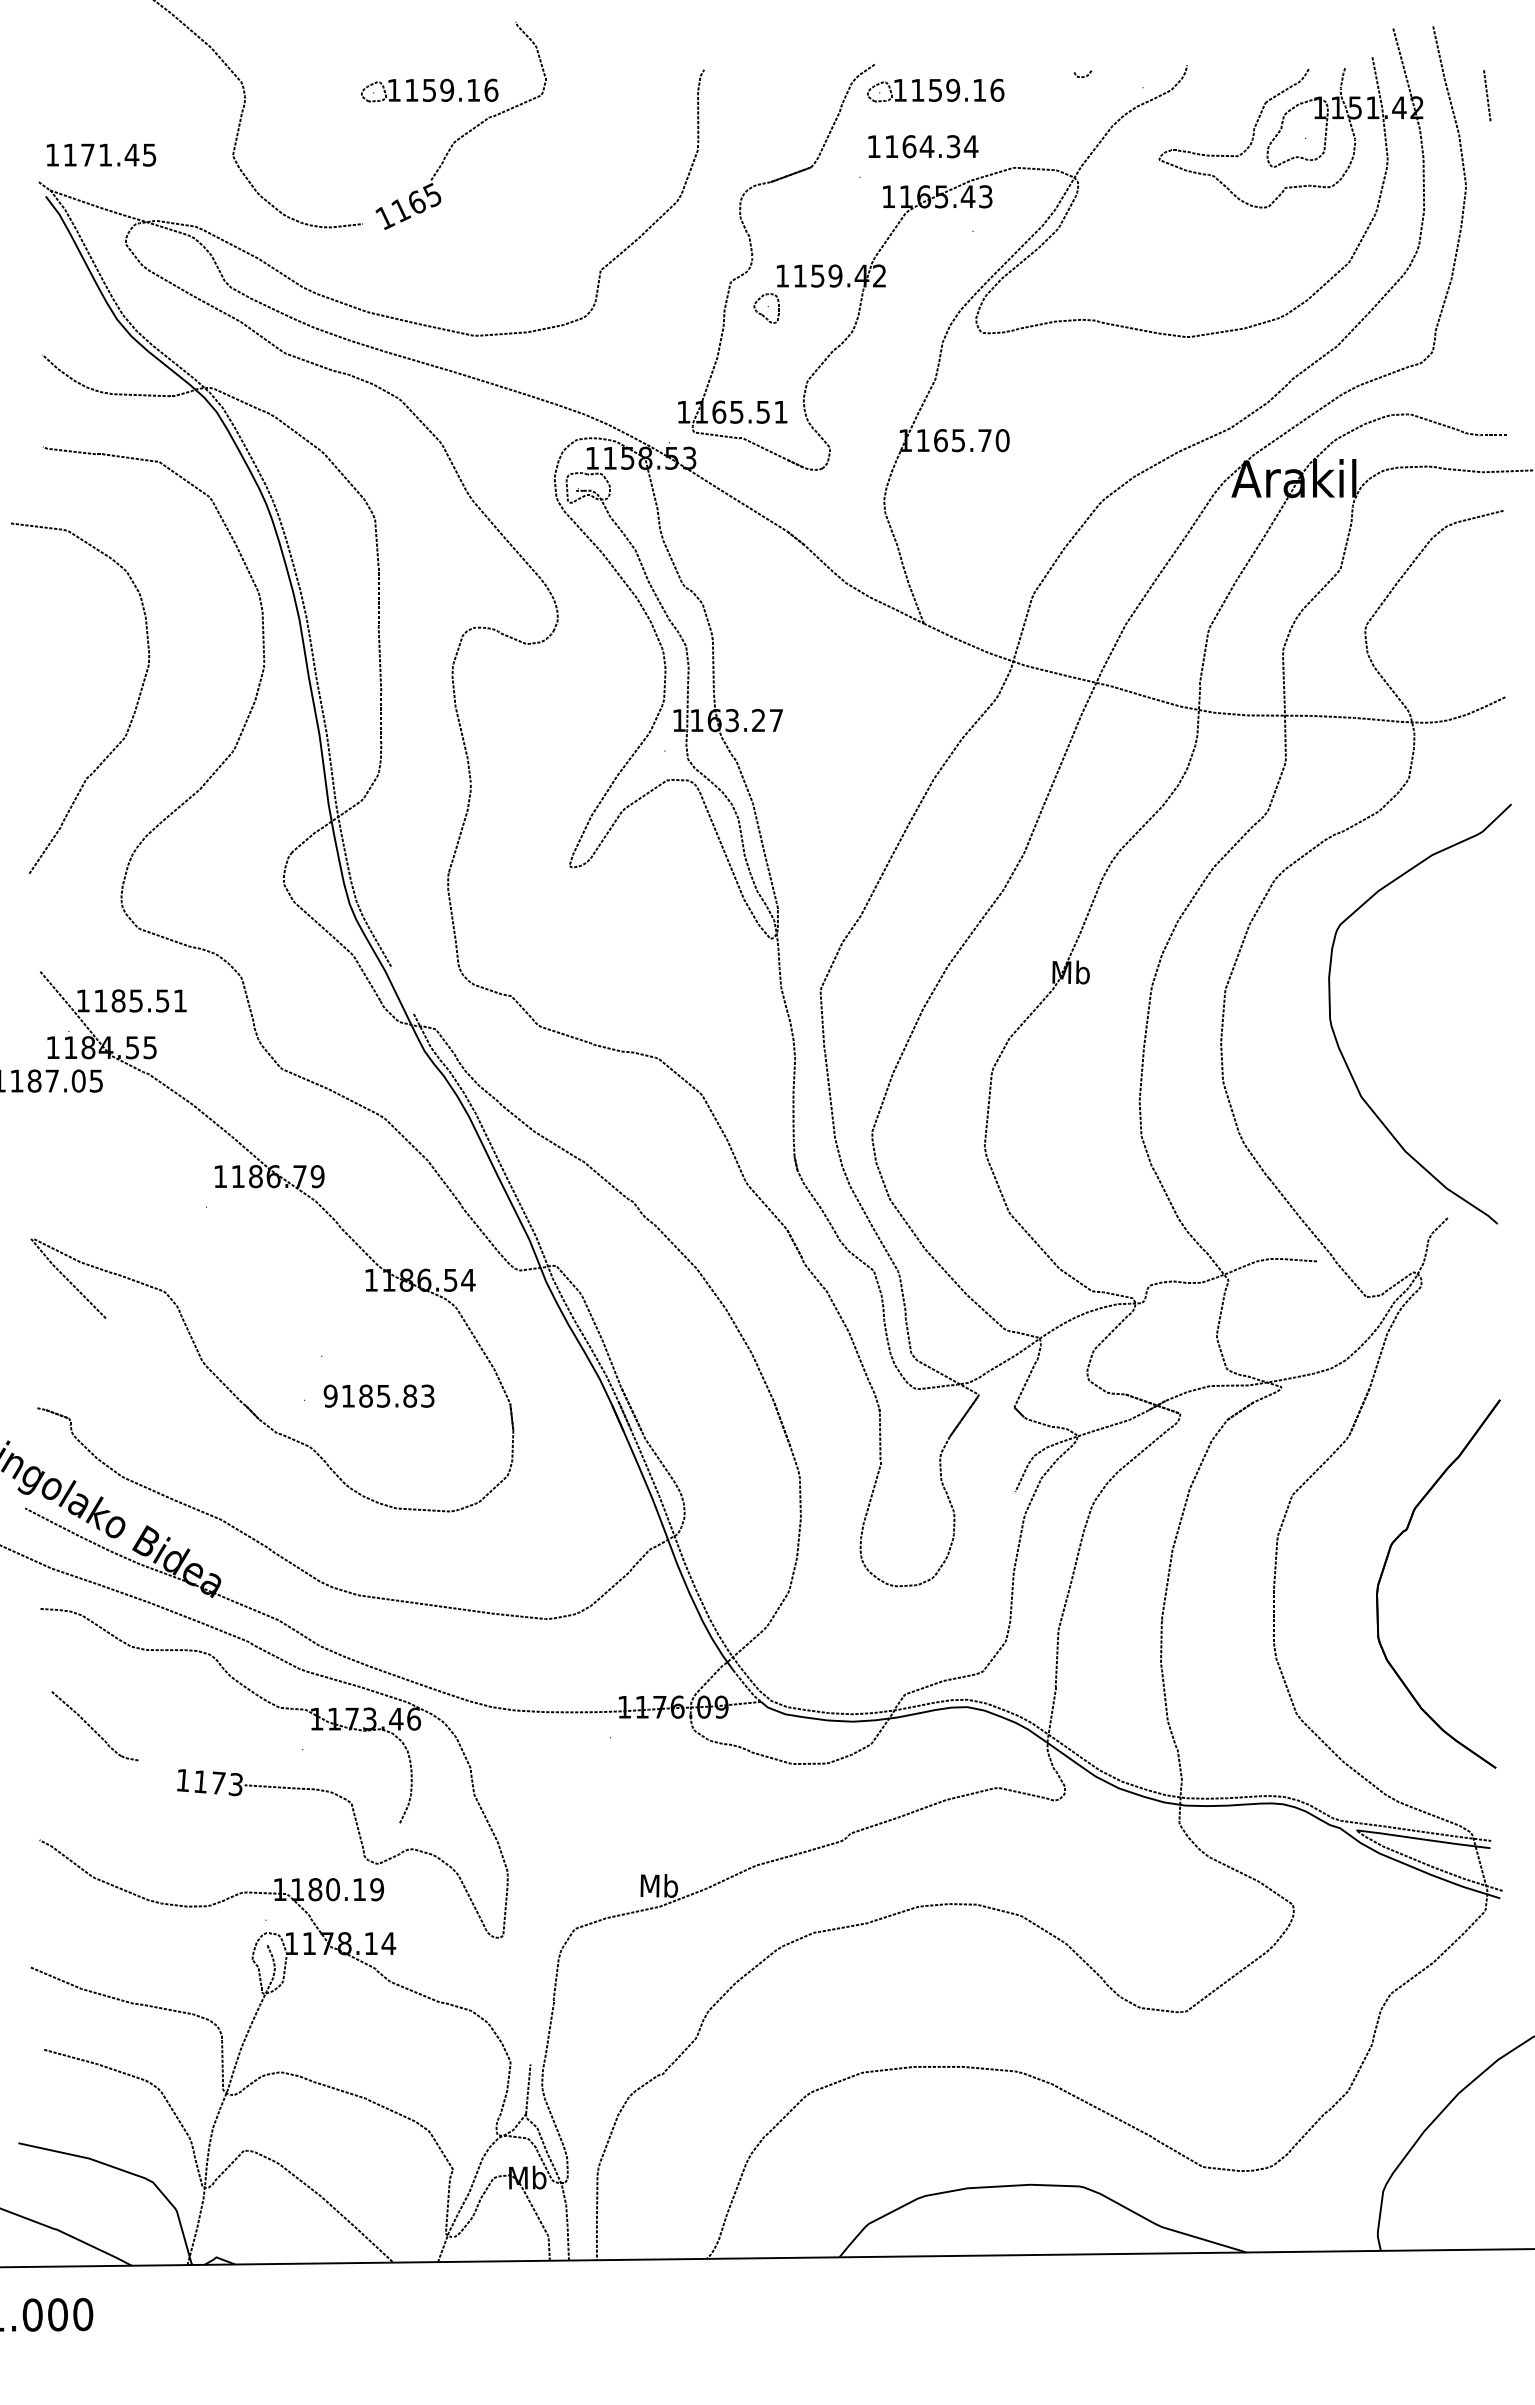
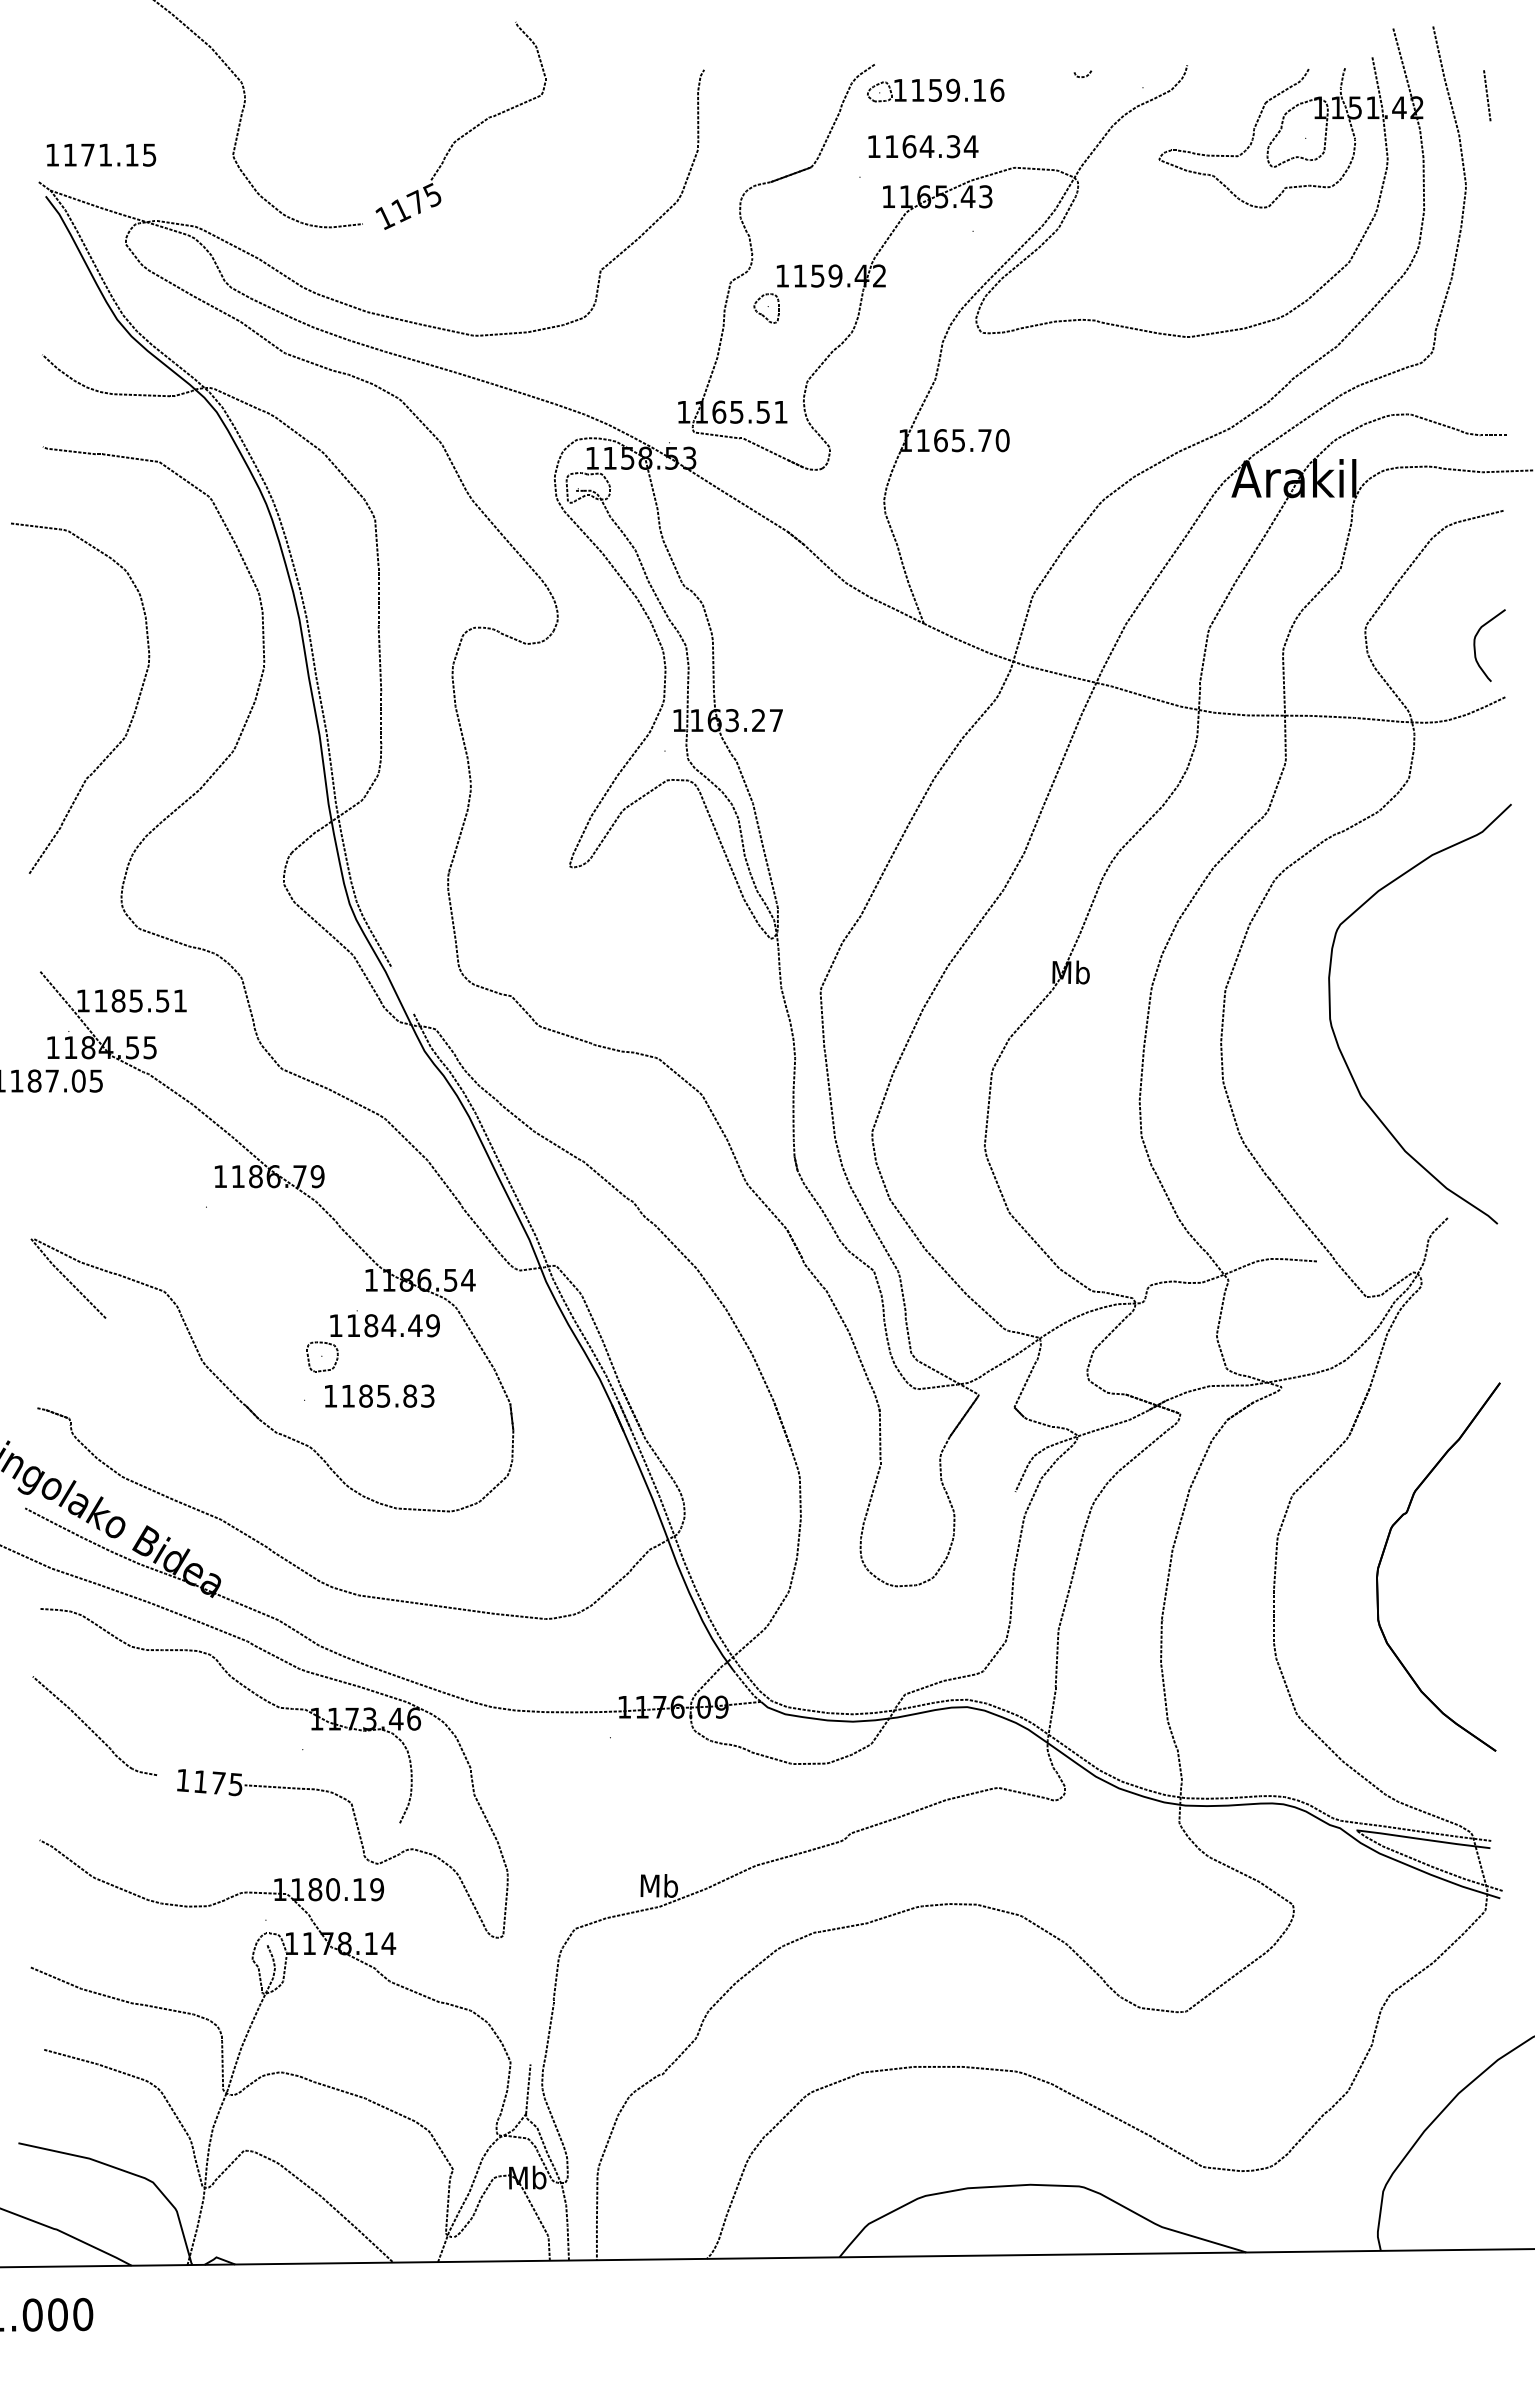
part: present -> none (429, 90)
text: 1171.45 -> 1171.15 (131, 154)
text: 1165 -> 1175 (415, 201)
curve: none -> present (1475, 645)
part: none -> present (372, 1341)
text: 9185.83 -> 1185.83 (330, 1395)
part position: (1385, 1566) -> (1385, 1549) (1385, 1549)
part size: 88x71 px -> 126x100 px (94, 1725)
text: 1173 -> 1175 (236, 1784)
